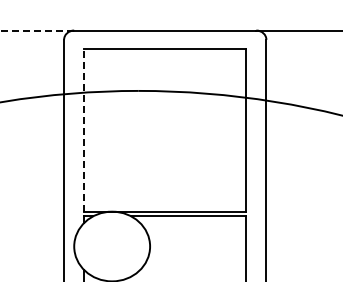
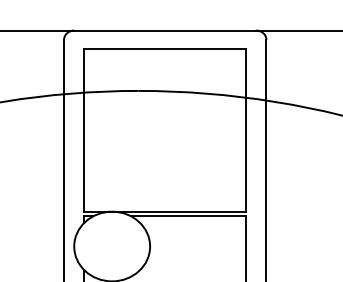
line: dashed -> solid (37, 30)
line: dashed -> solid (84, 129)
